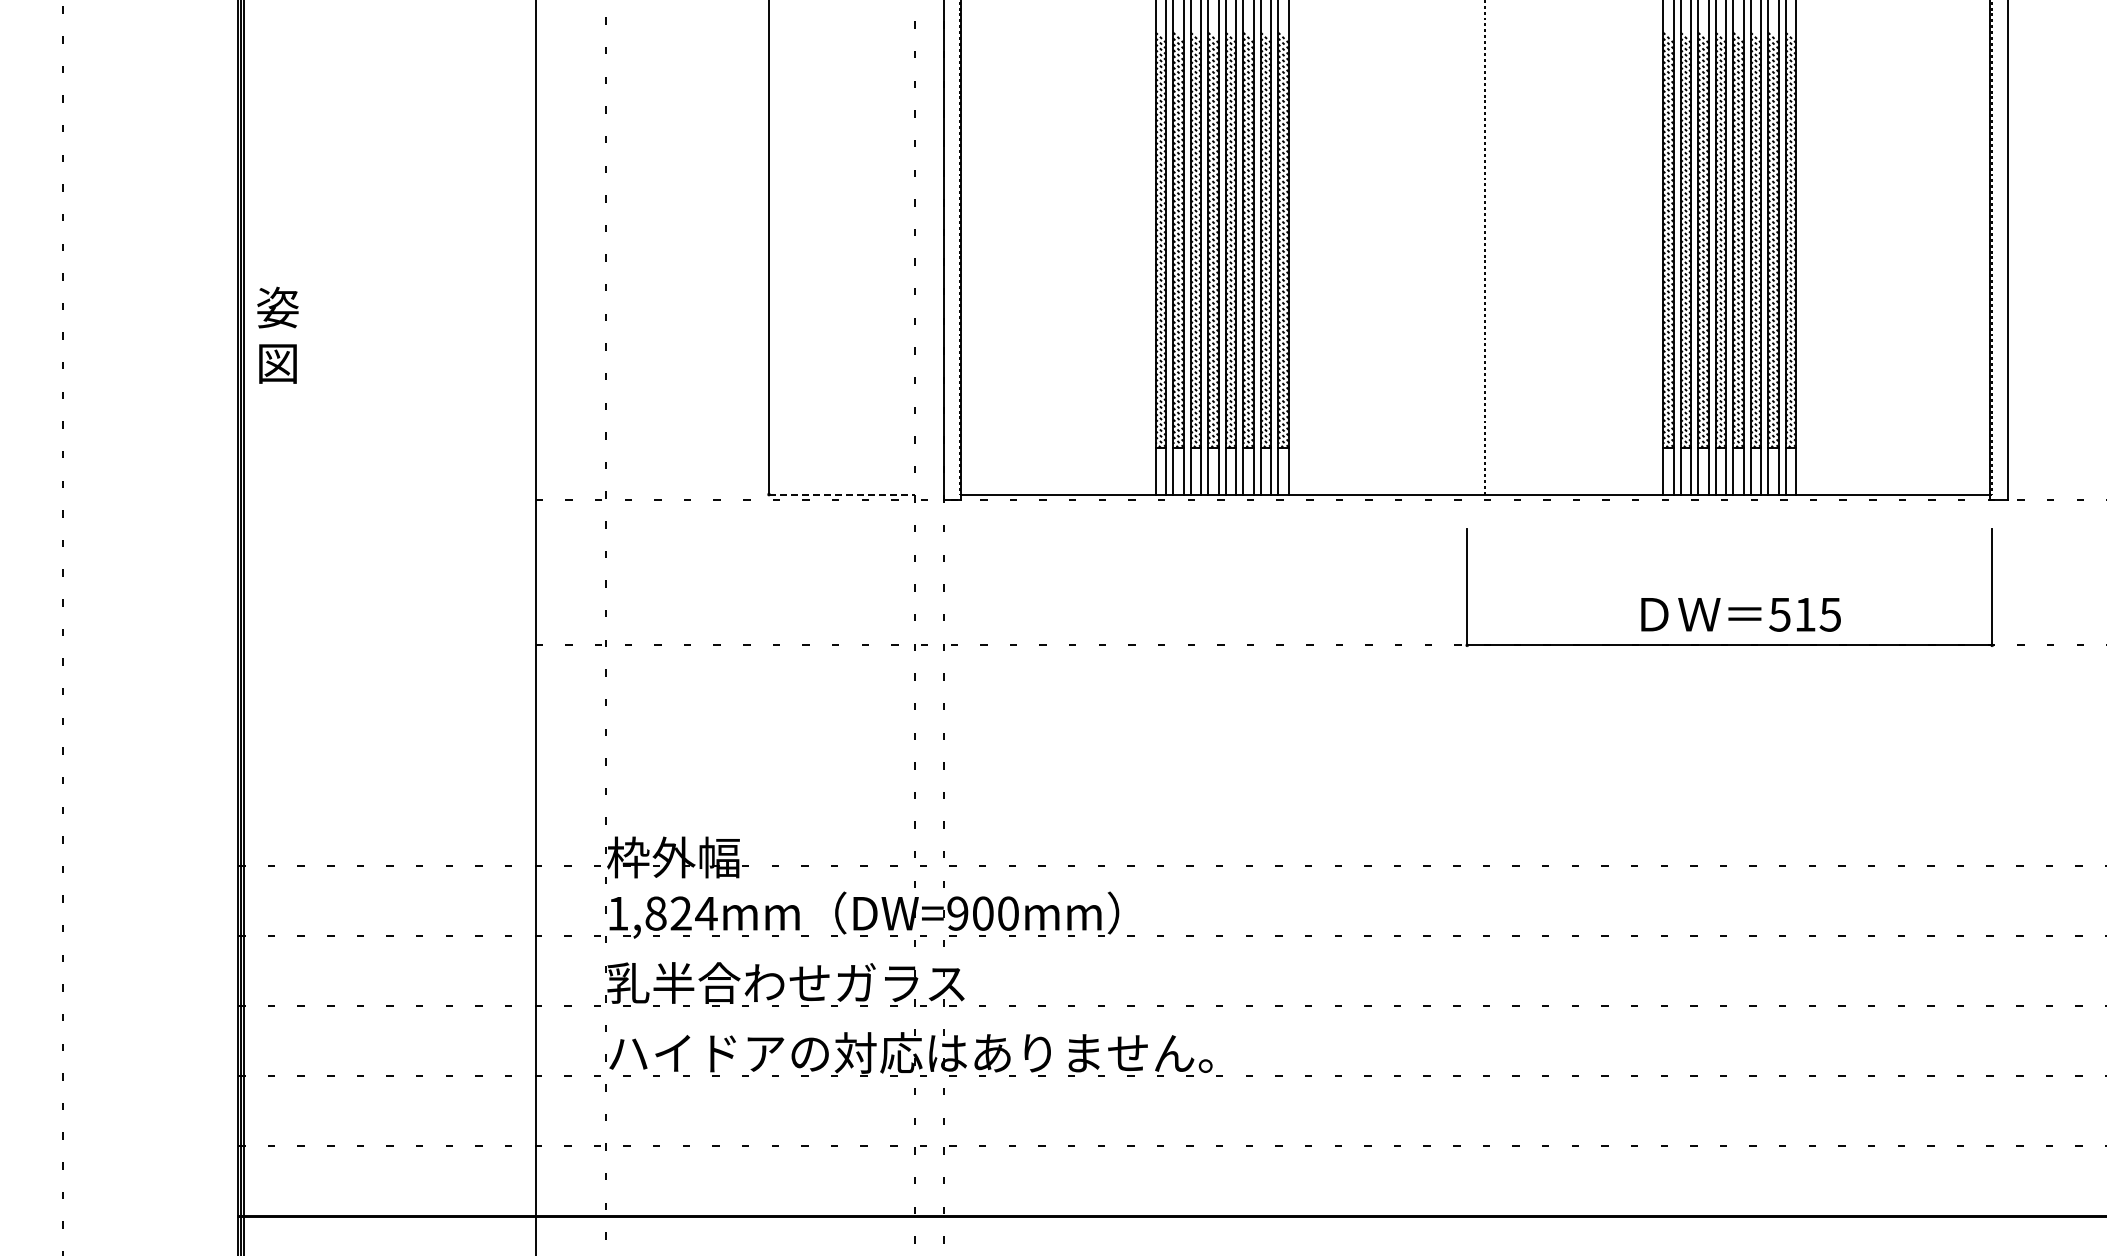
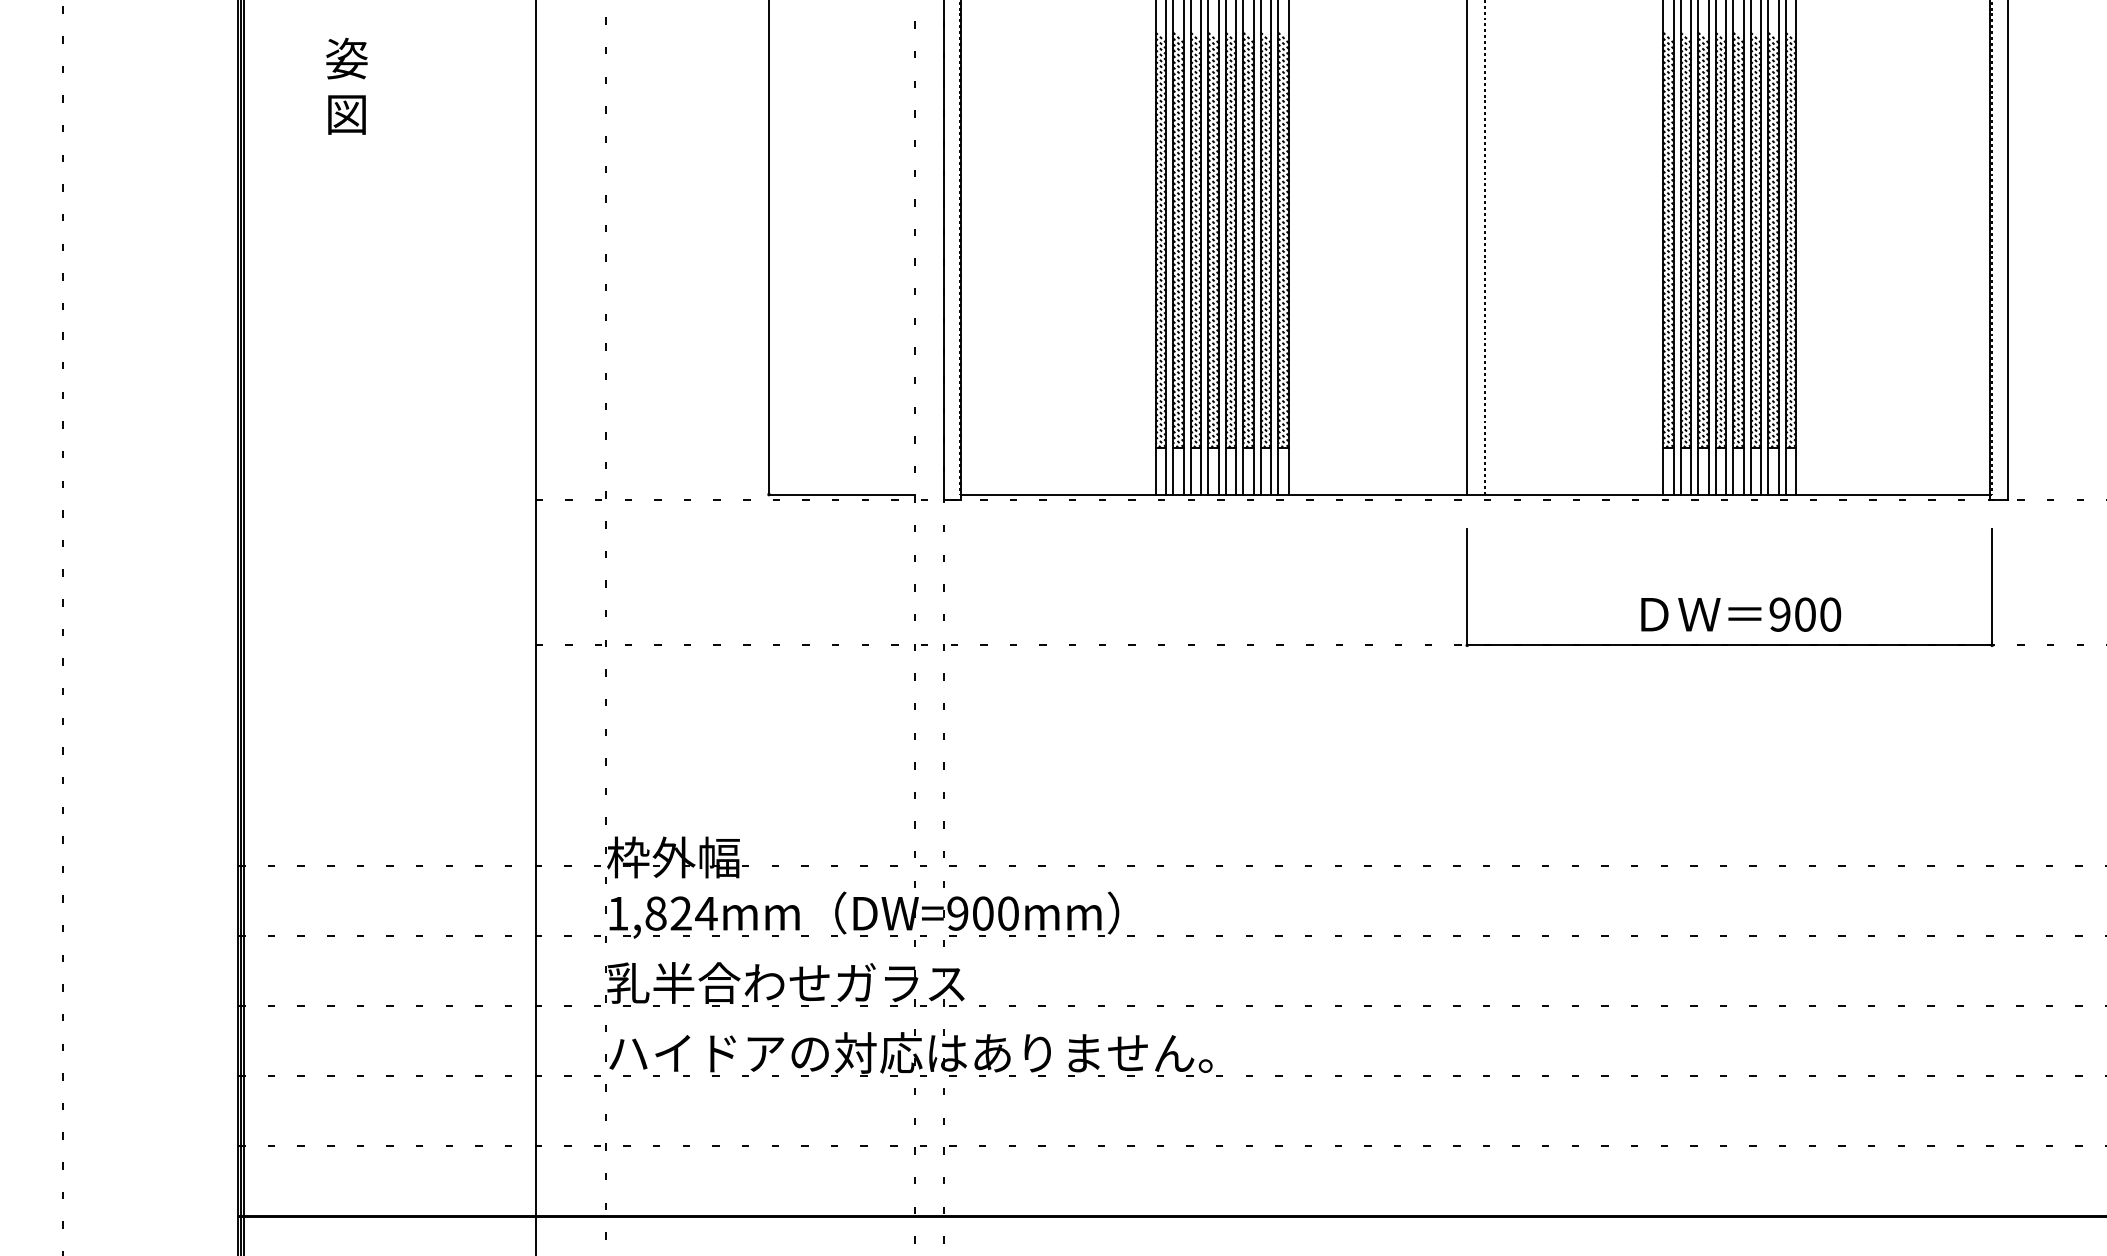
line: none -> present (1467, 248)
text position: (277, 334) -> (346, 85) (346, 85)
line: dashed -> solid (841, 494)
text: 515 -> 900 (1805, 614)
